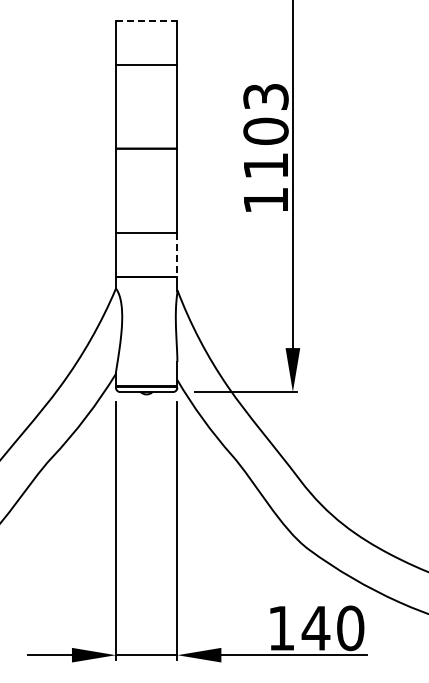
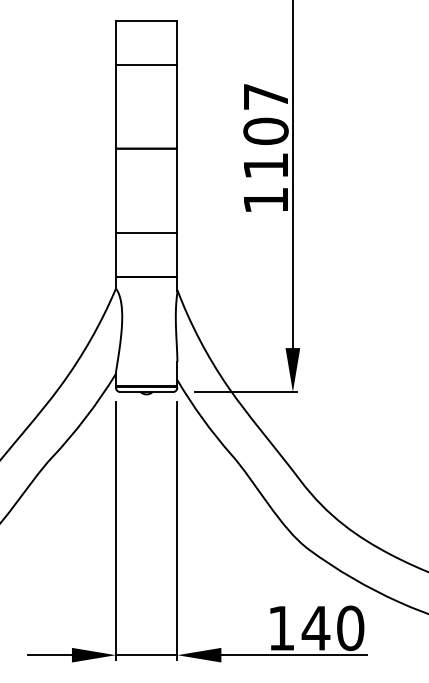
line: dashed -> solid (146, 20)
text: 1103 -> 1107 (265, 96)
line: dashed -> solid (177, 254)
